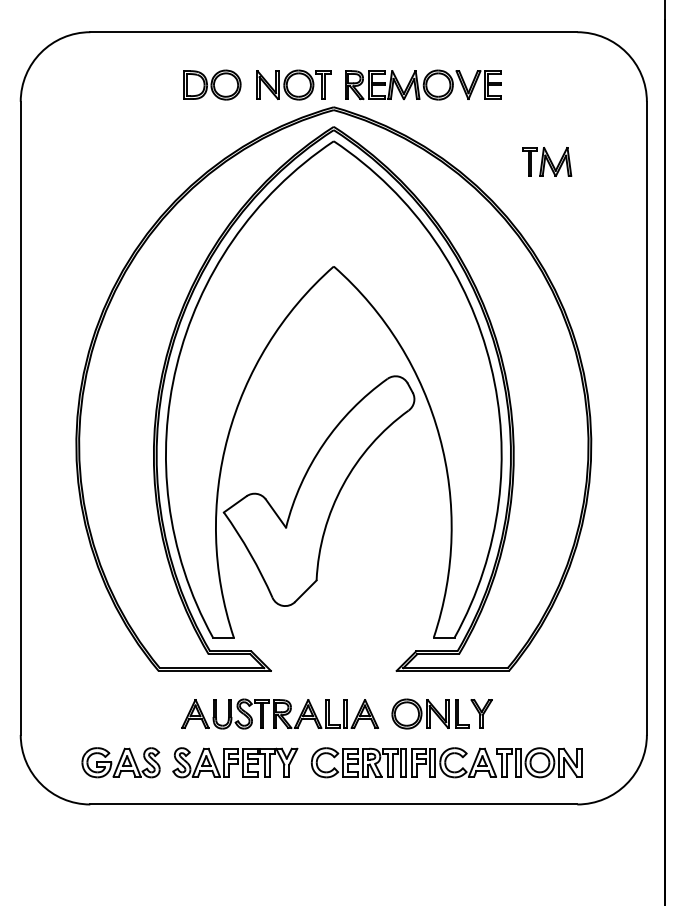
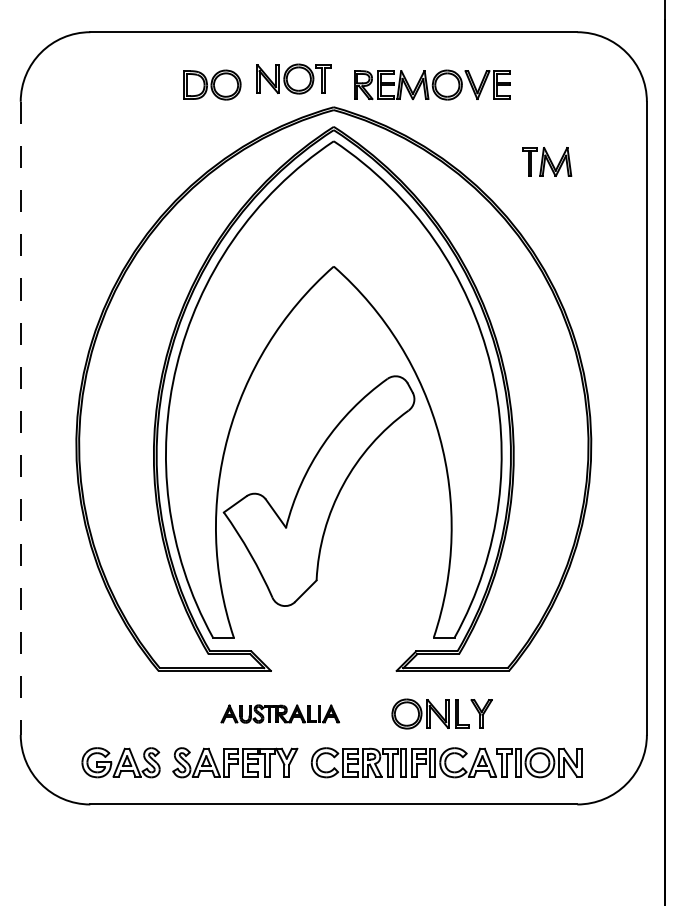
part position: (293, 84) -> (293, 78) (293, 78)
part position: (423, 84) -> (432, 84) (432, 84)
line: solid -> dashed (20, 418)
part size: 199x32 px -> 121x20 px (280, 713)
